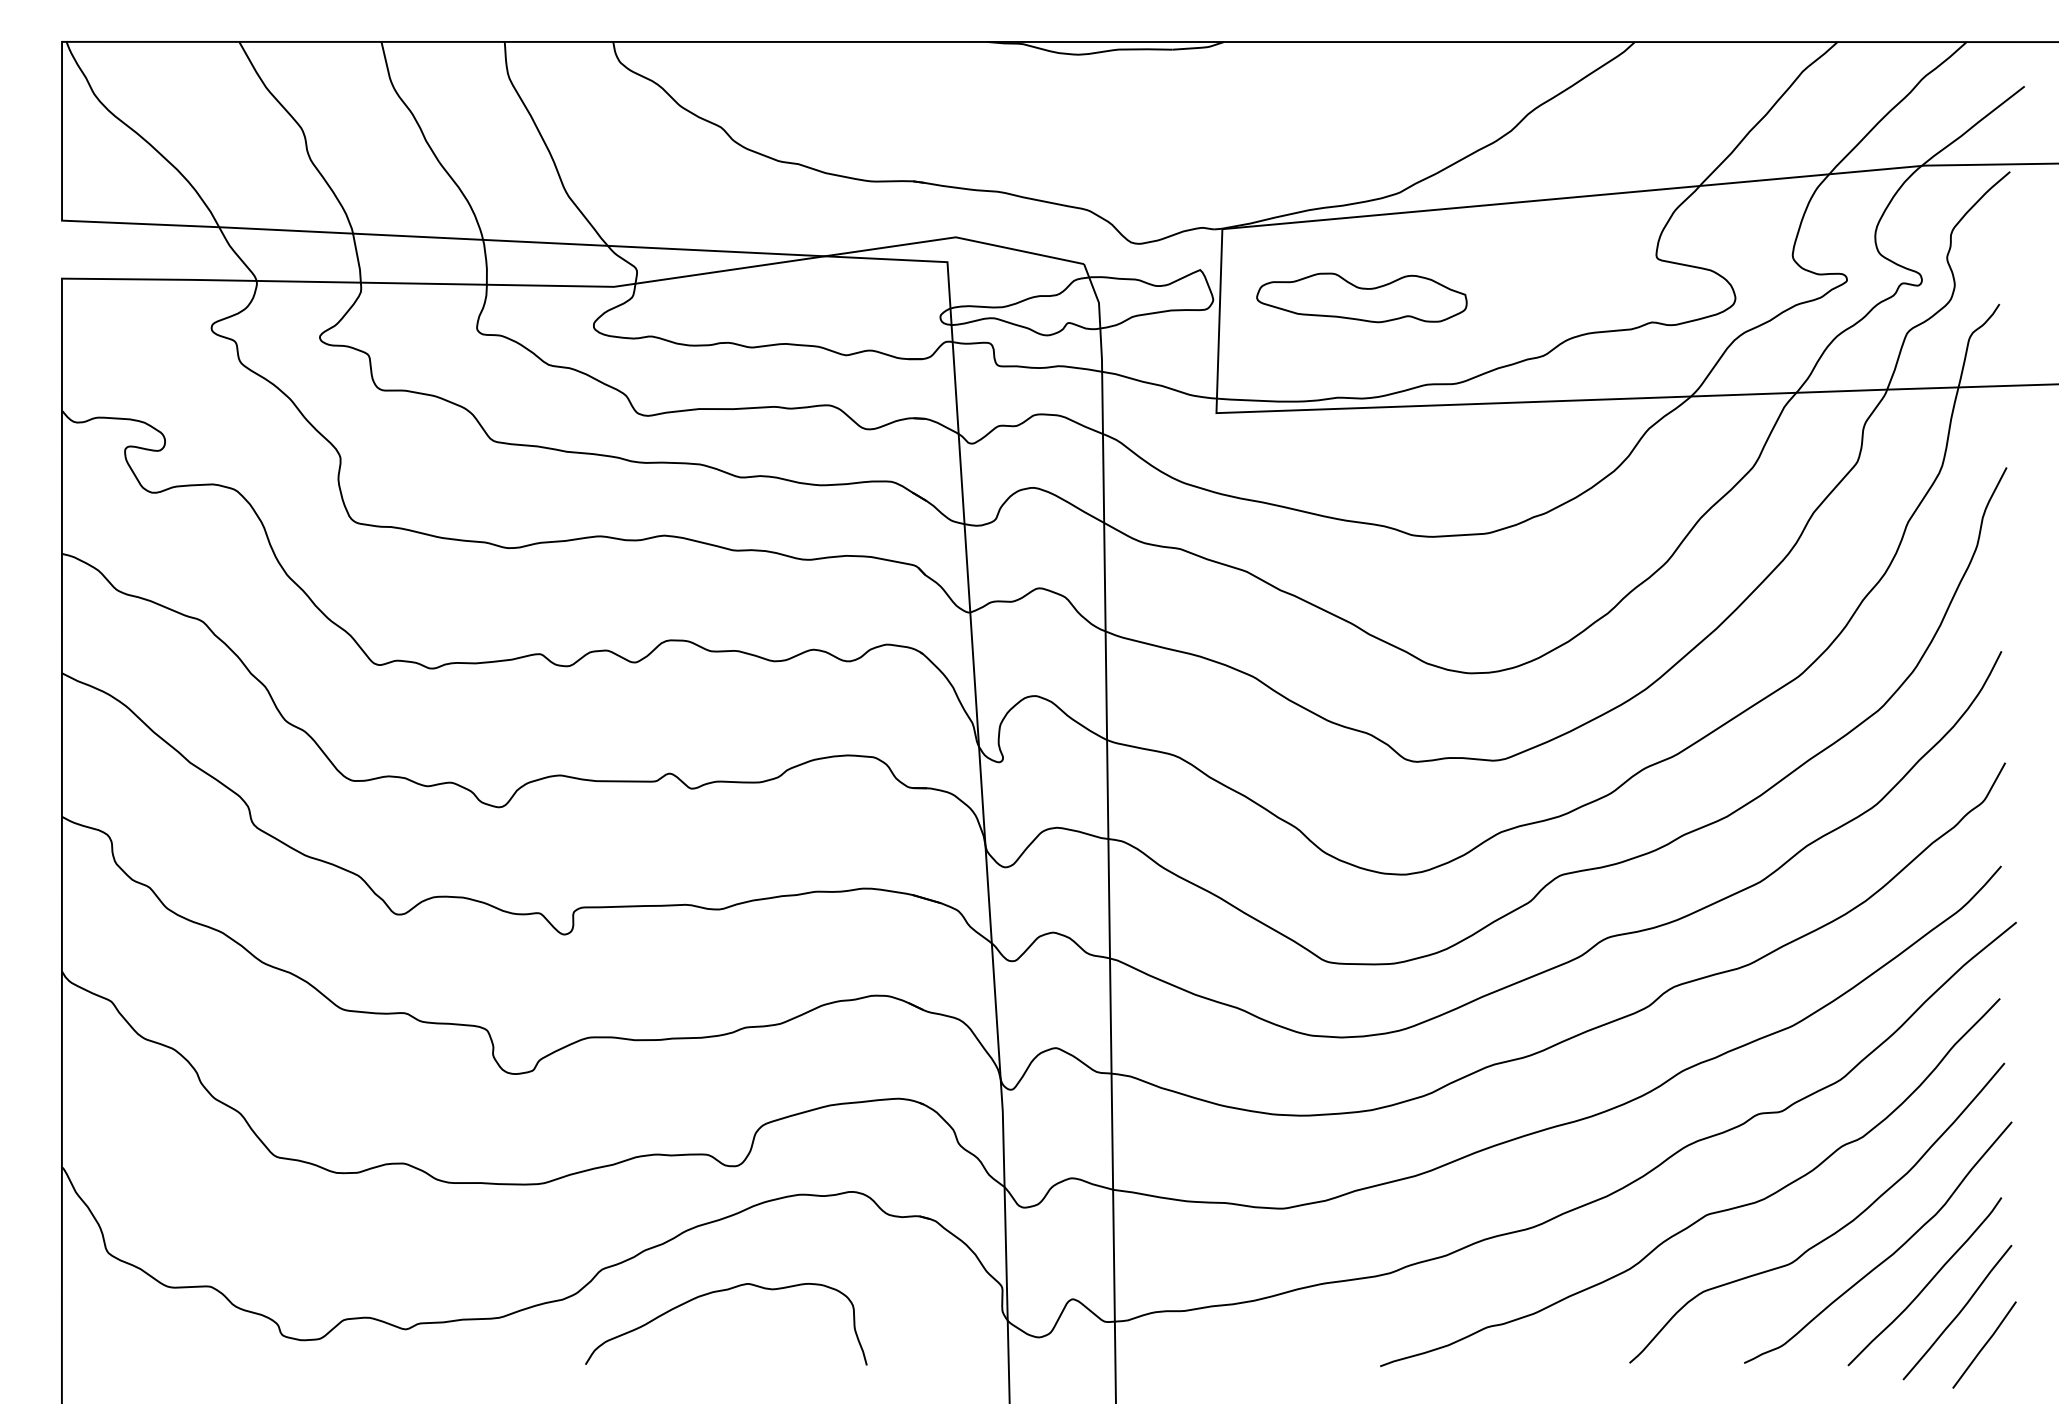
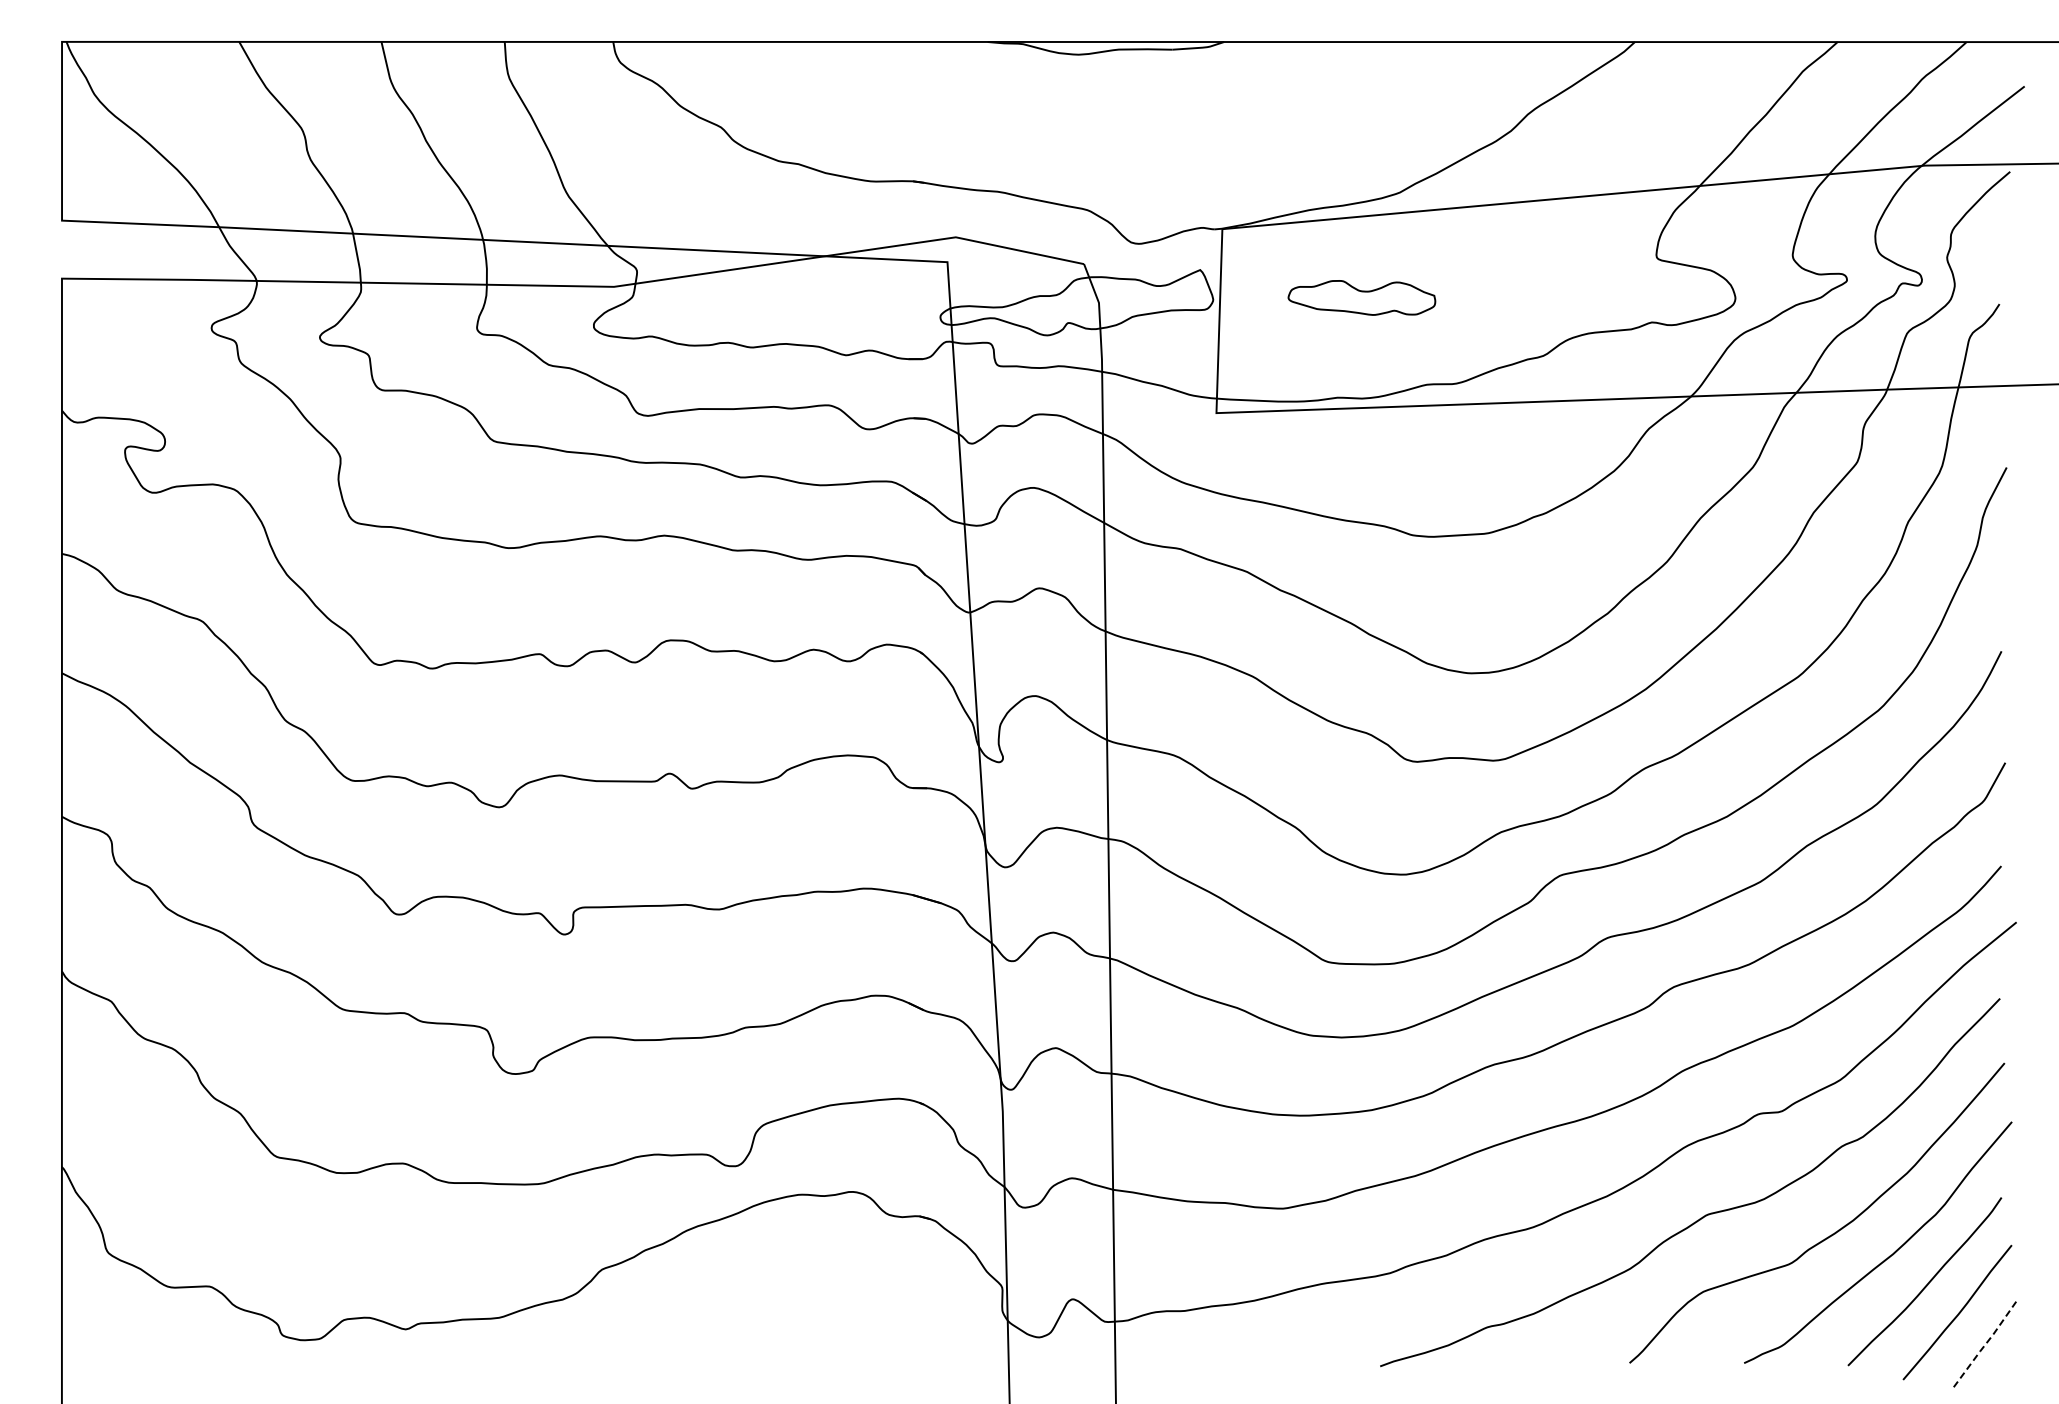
part size: 212x52 px -> 150x36 px (1361, 297)
curve: present -> none (718, 1292)
line: solid -> dashed (1984, 1345)
